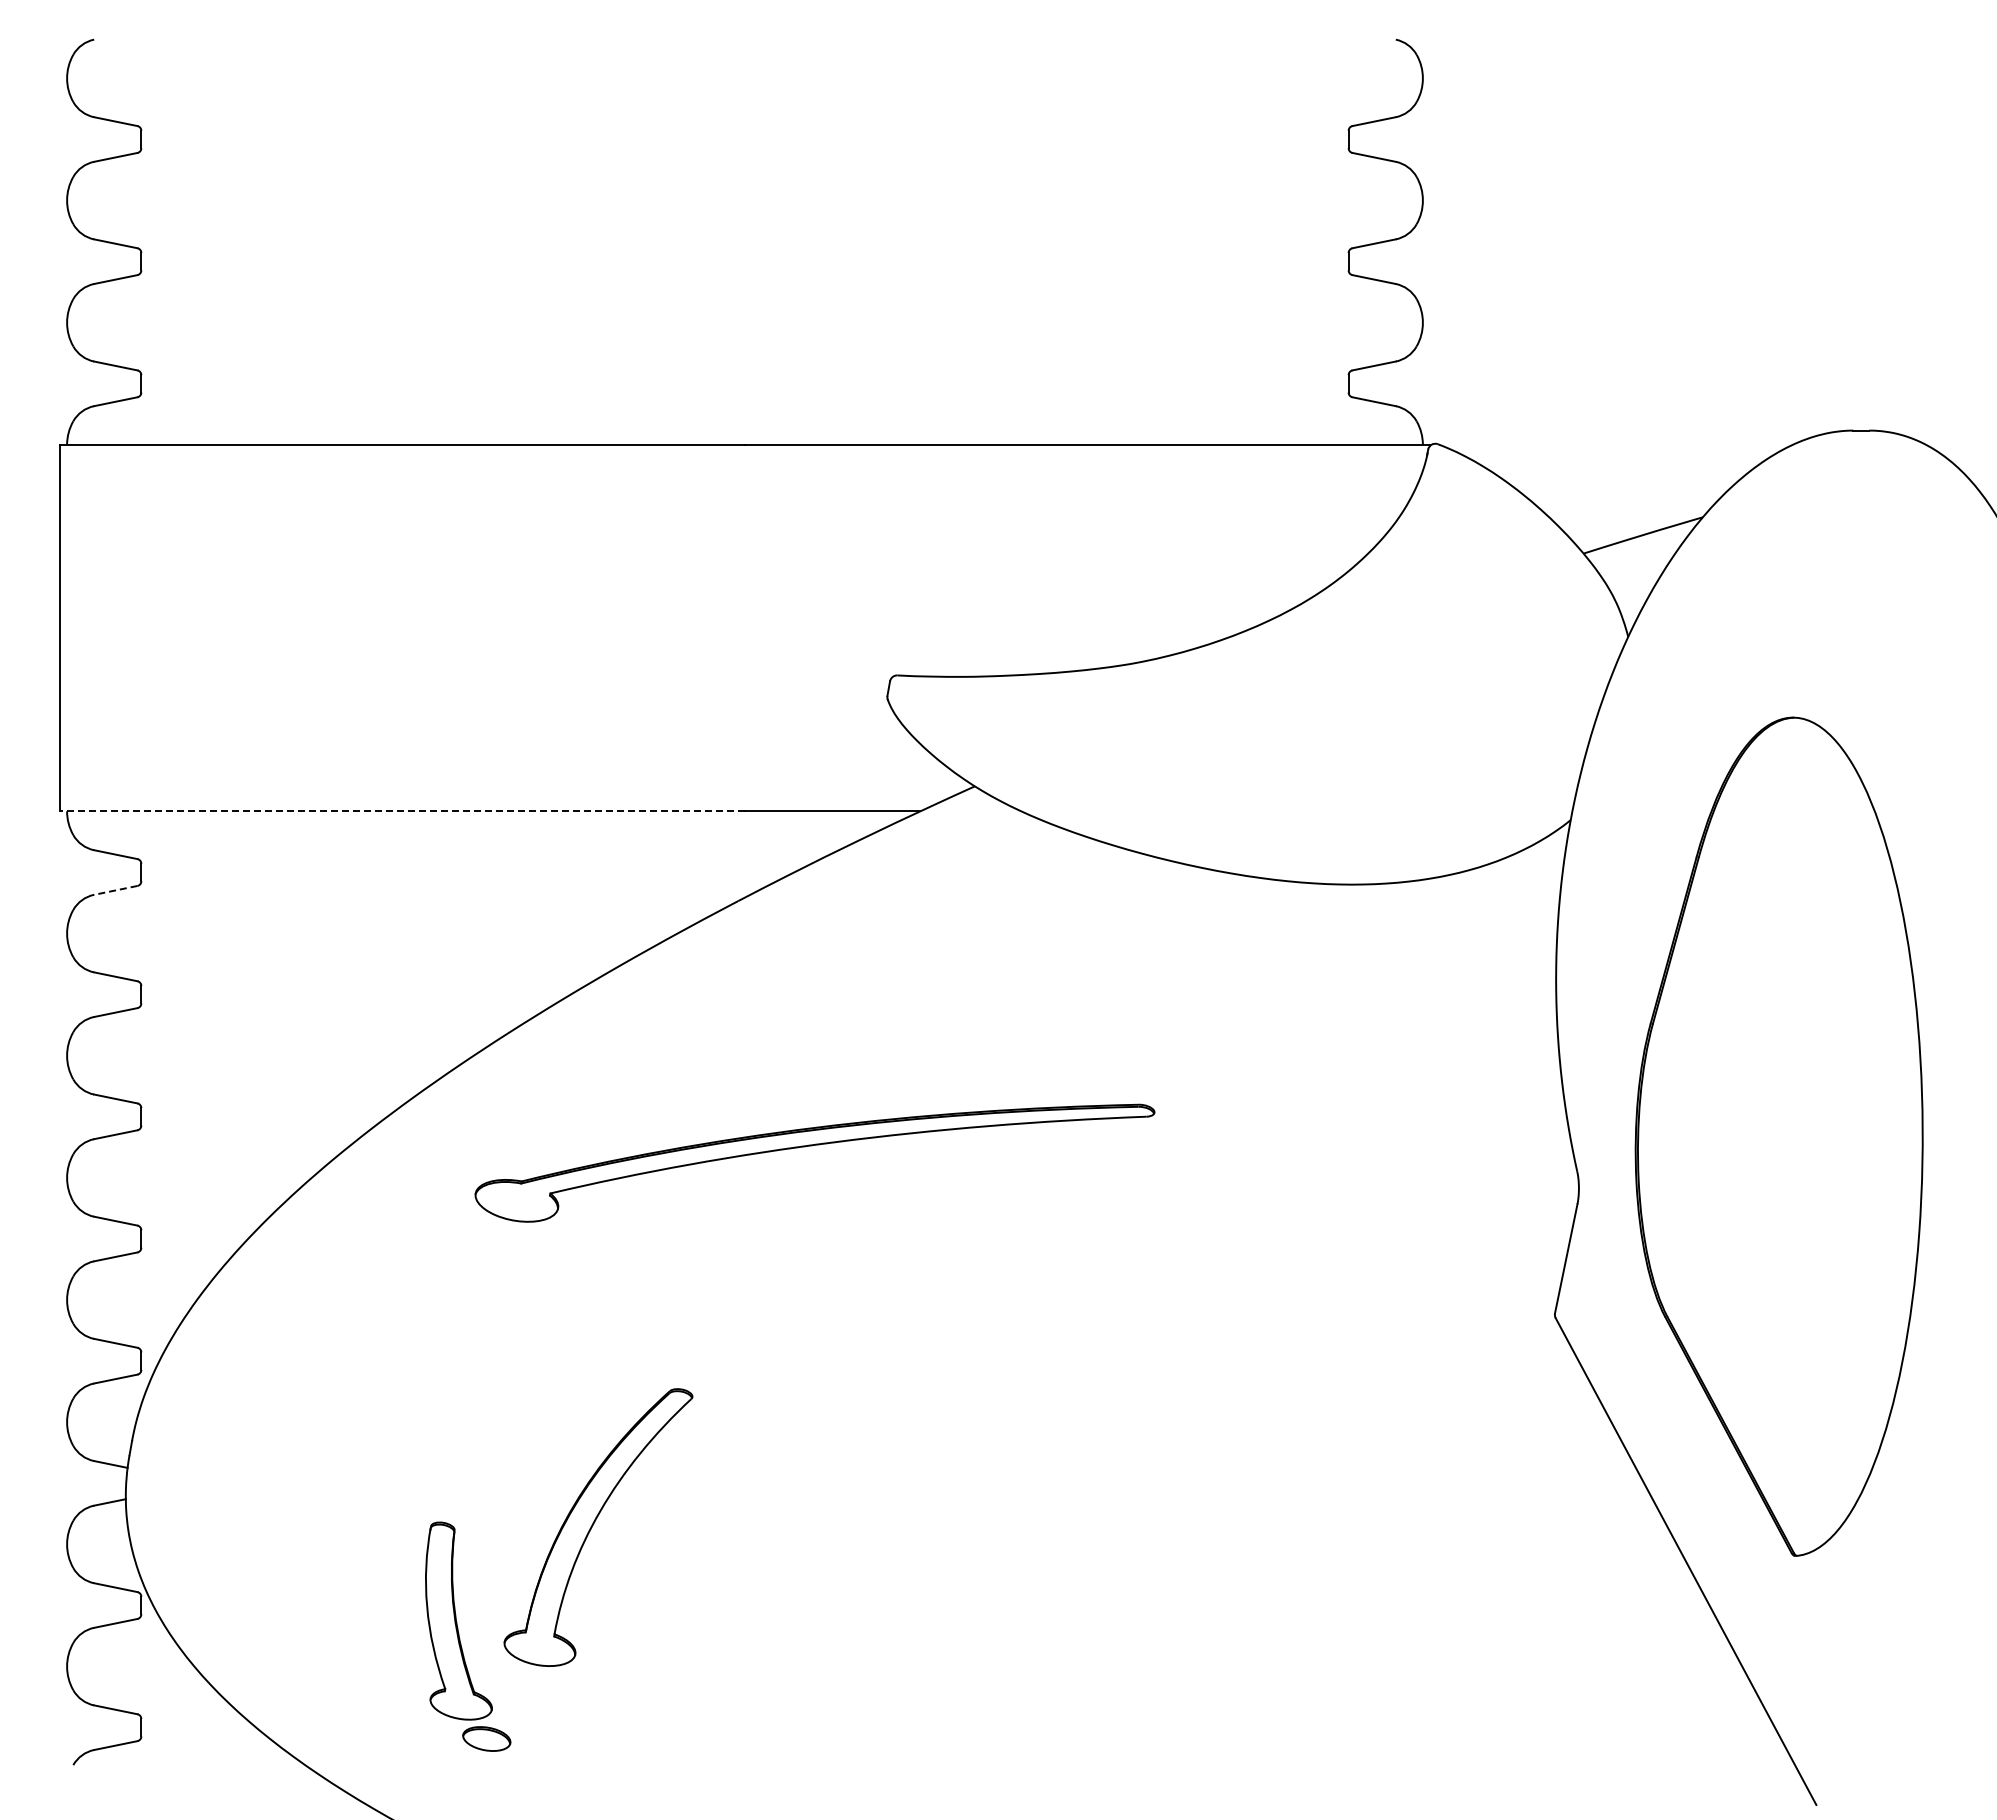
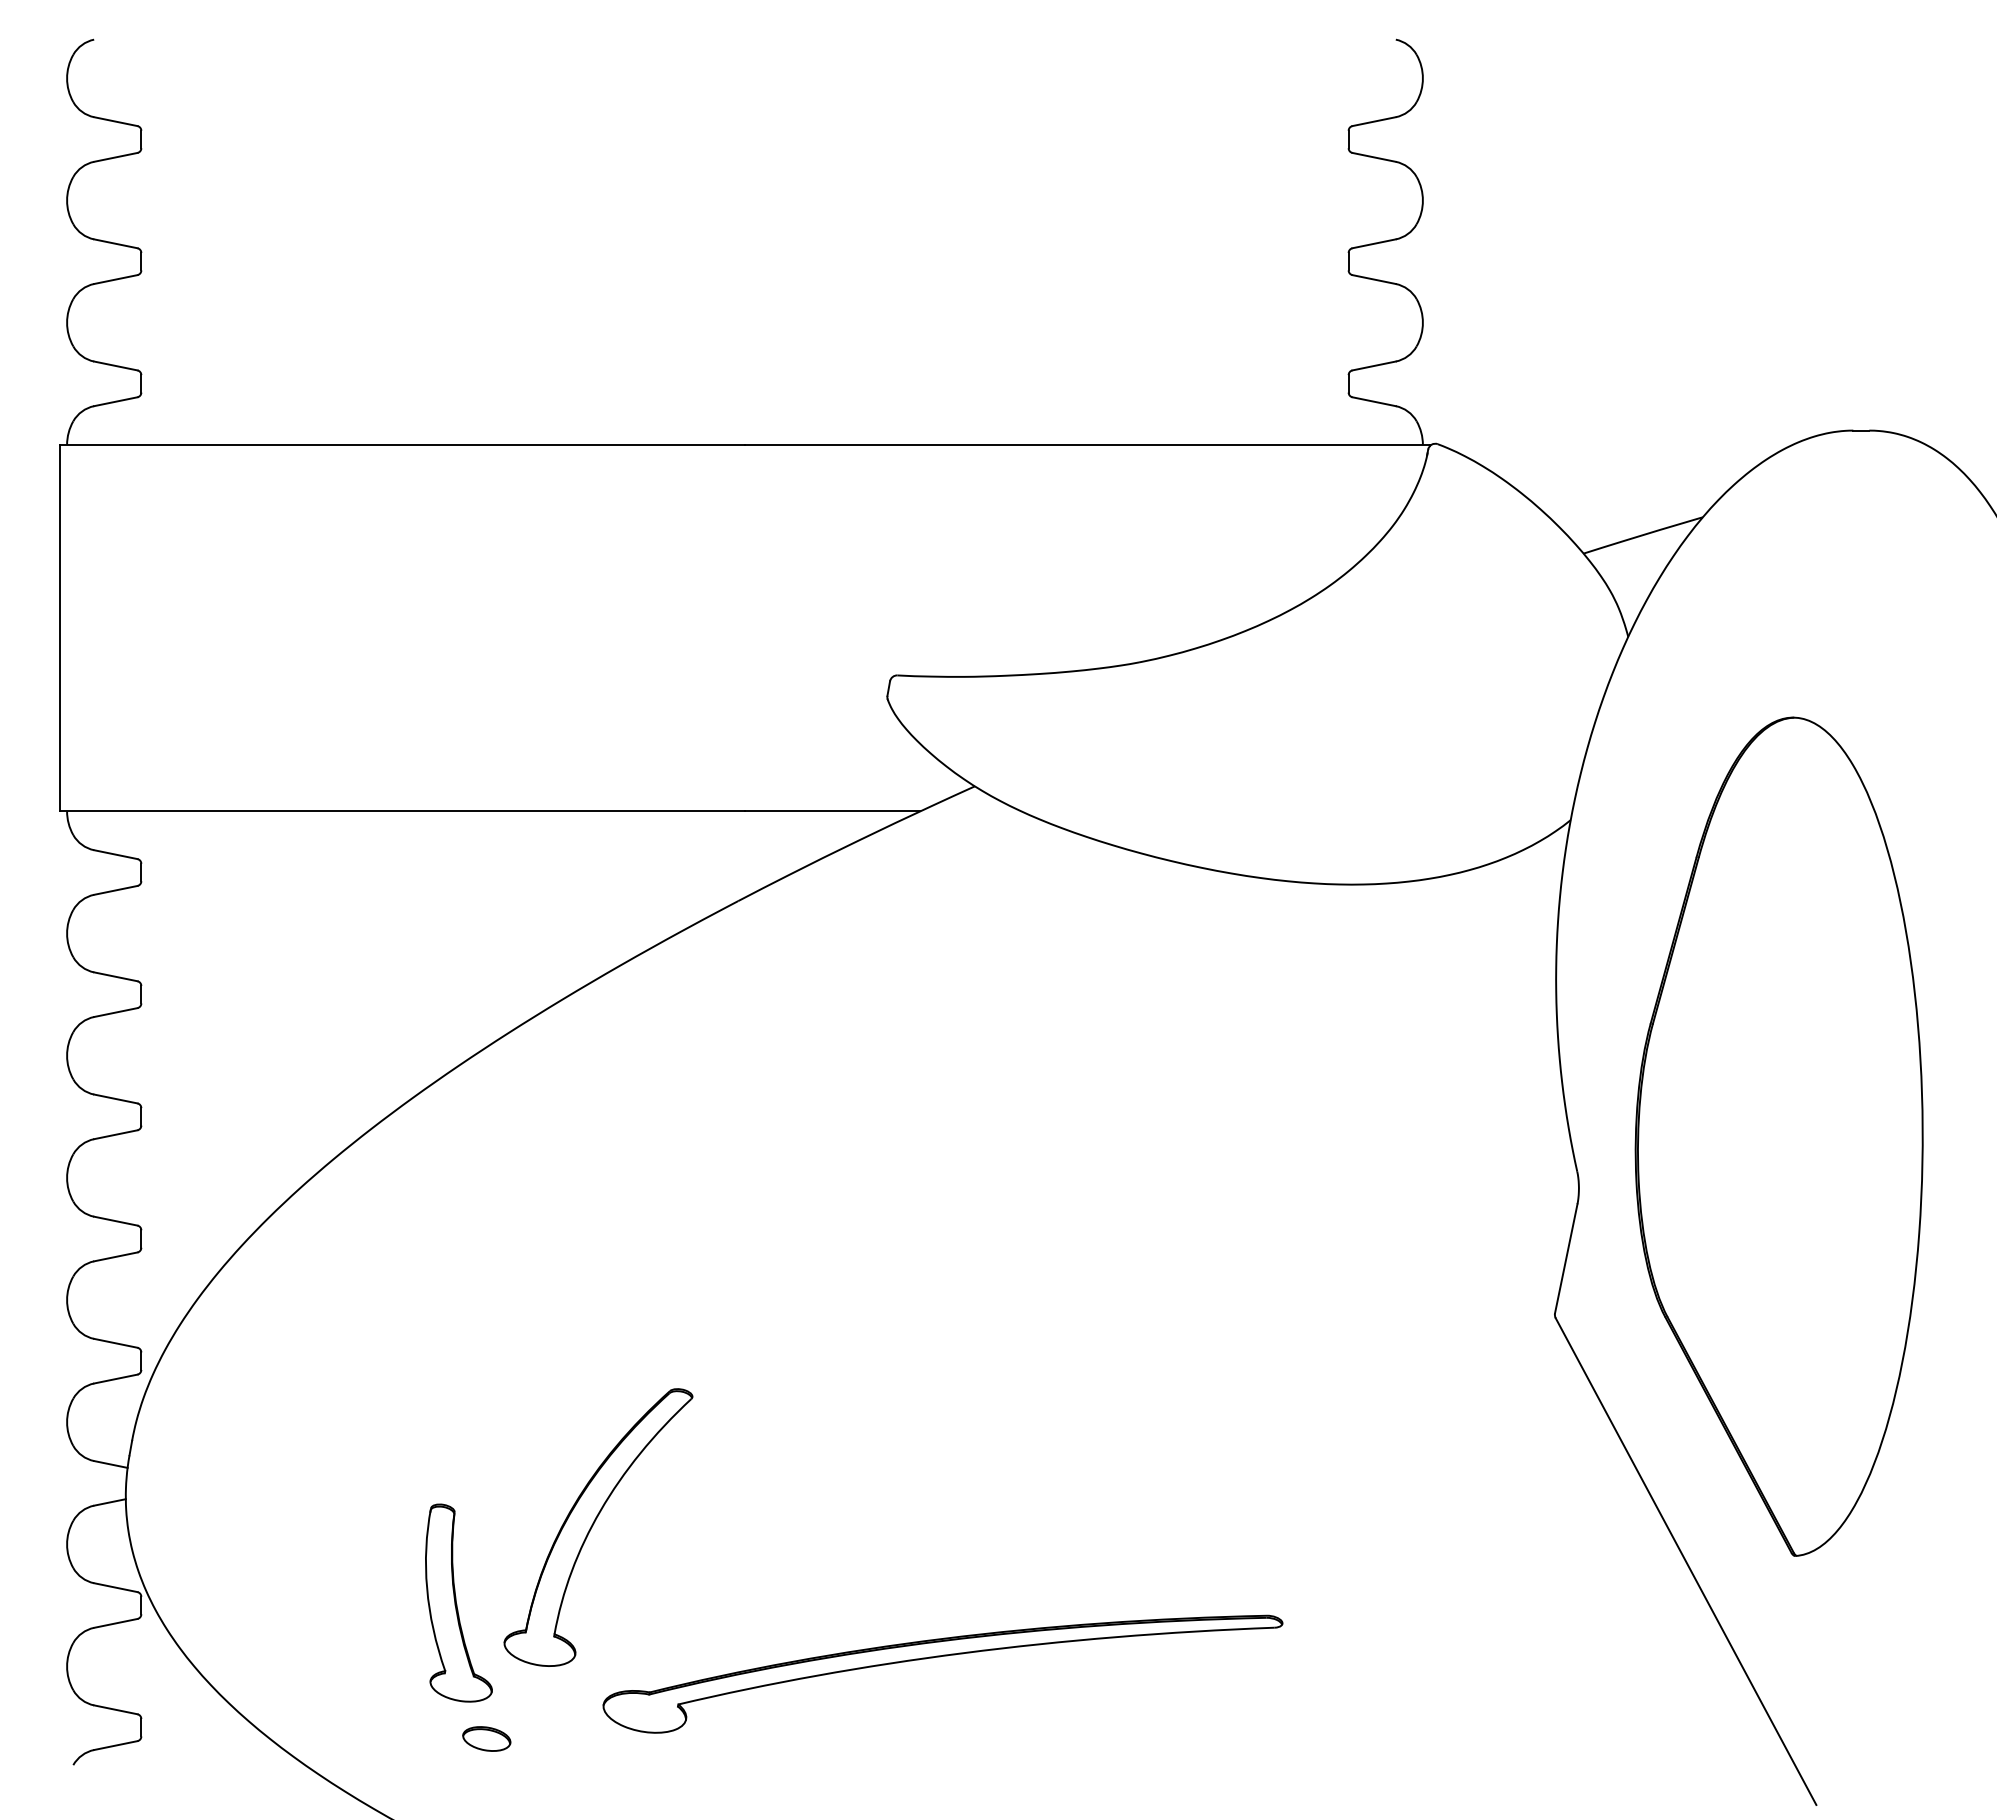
line: dashed -> solid (402, 811)
line: dashed -> solid (115, 890)
part position: (812, 1146) -> (940, 1657) (940, 1657)
part position: (458, 1620) -> (458, 1602) (458, 1602)
